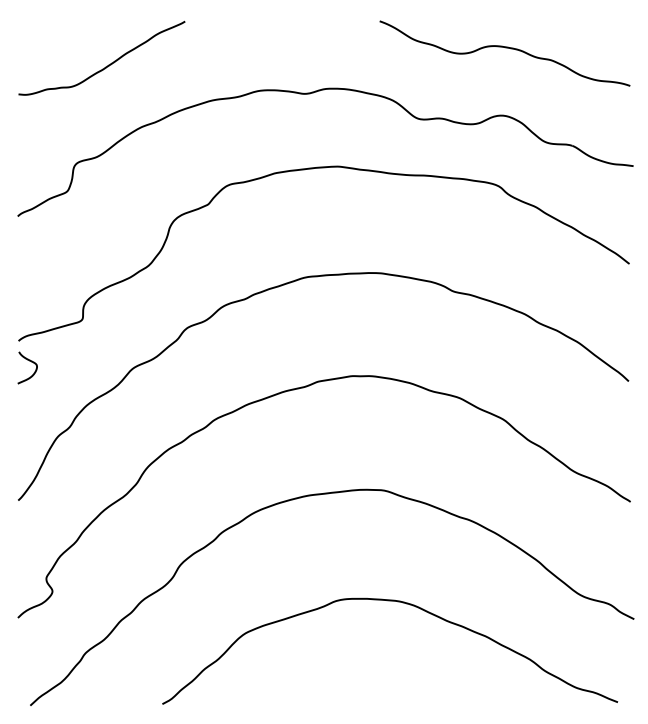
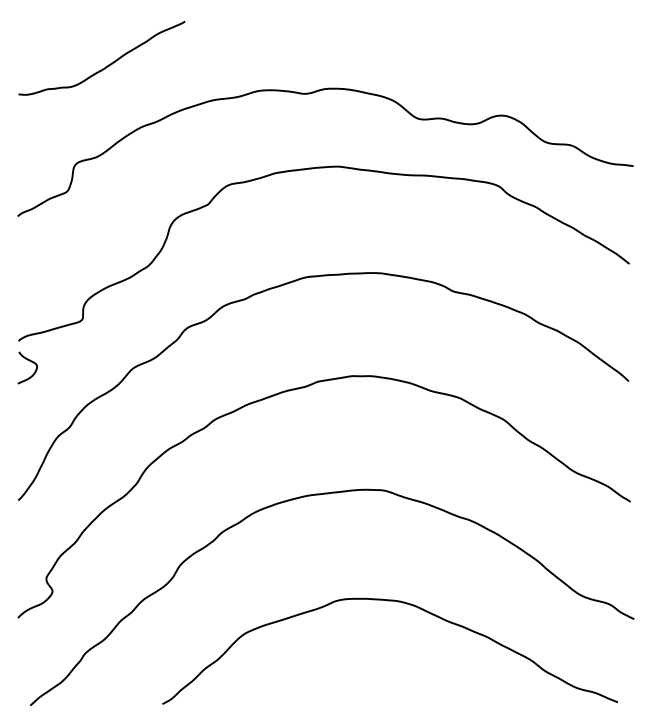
curve: present -> none (505, 48)
